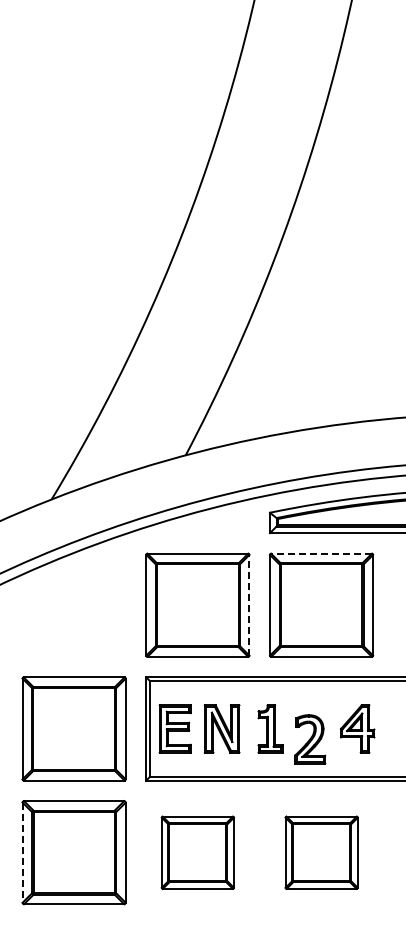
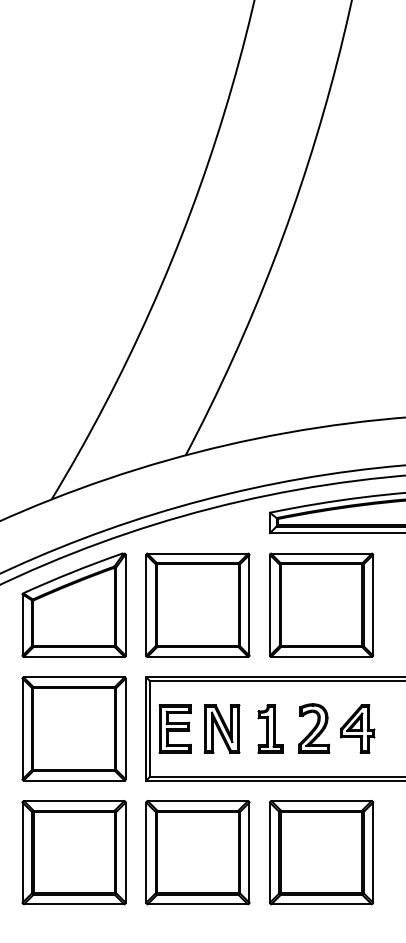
line: dashed -> solid (321, 553)
part: none -> present (73, 604)
line: dashed -> solid (249, 604)
part position: (310, 739) -> (314, 728) (314, 728)
part size: 75x75 px -> 106x106 px (197, 852)
part size: 75x75 px -> 106x106 px (321, 852)
line: dashed -> solid (22, 853)
